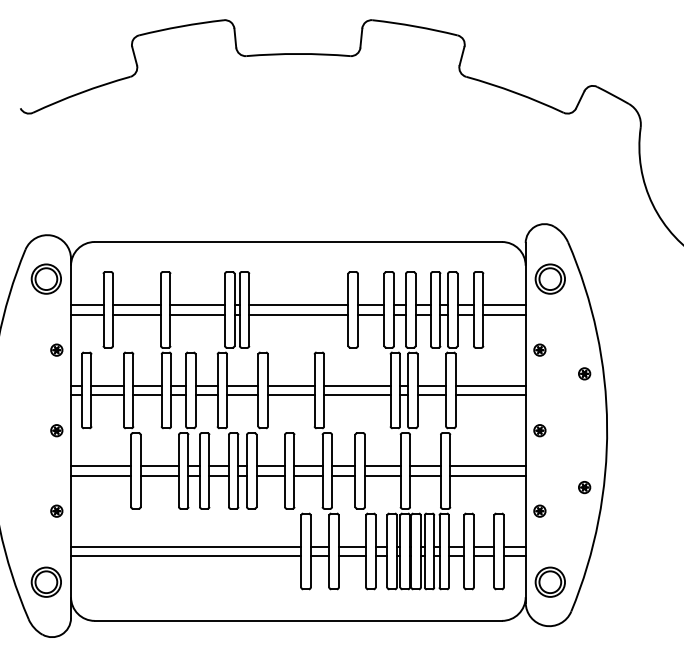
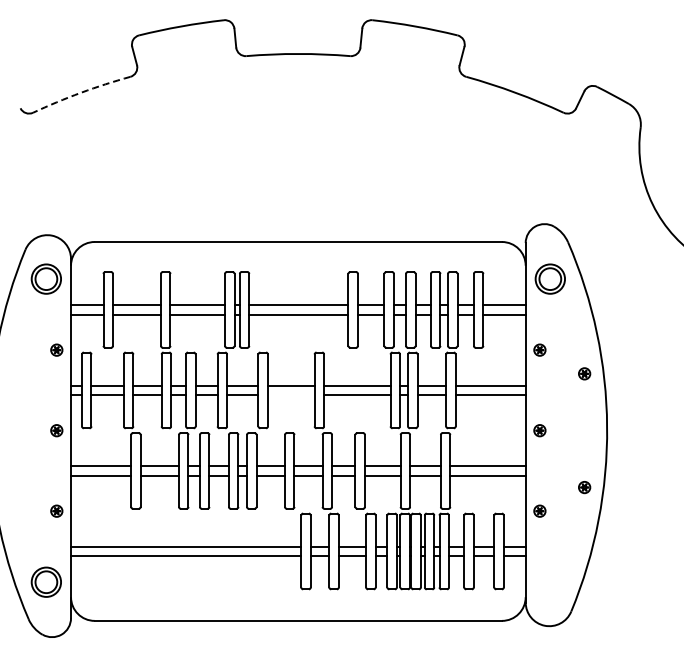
arc: solid -> dashed (81, 92)
line: present -> none (290, 395)
part: present -> none (549, 581)
